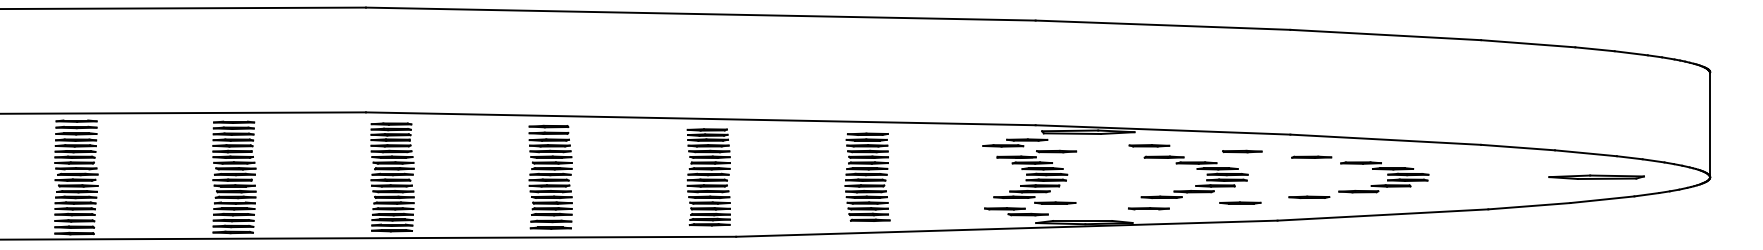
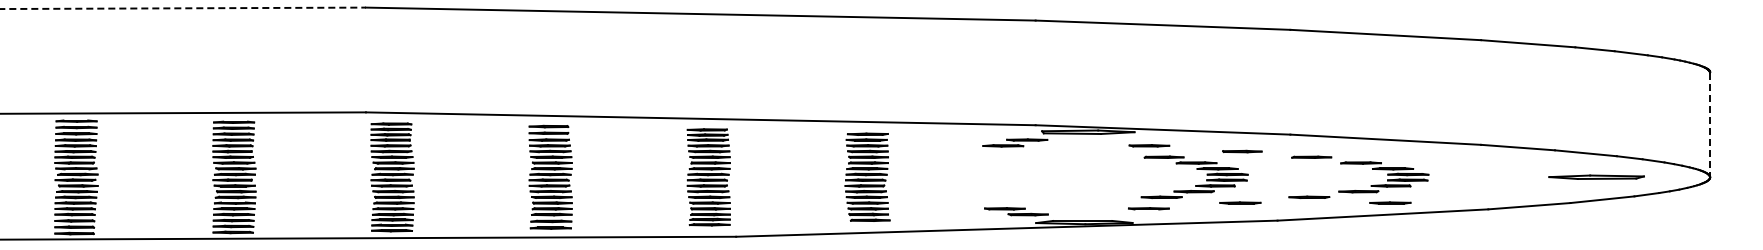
line: solid -> dashed (183, 8)
line: solid -> dashed (1710, 125)
part: present -> none (1035, 176)
line: none -> present (1390, 202)
